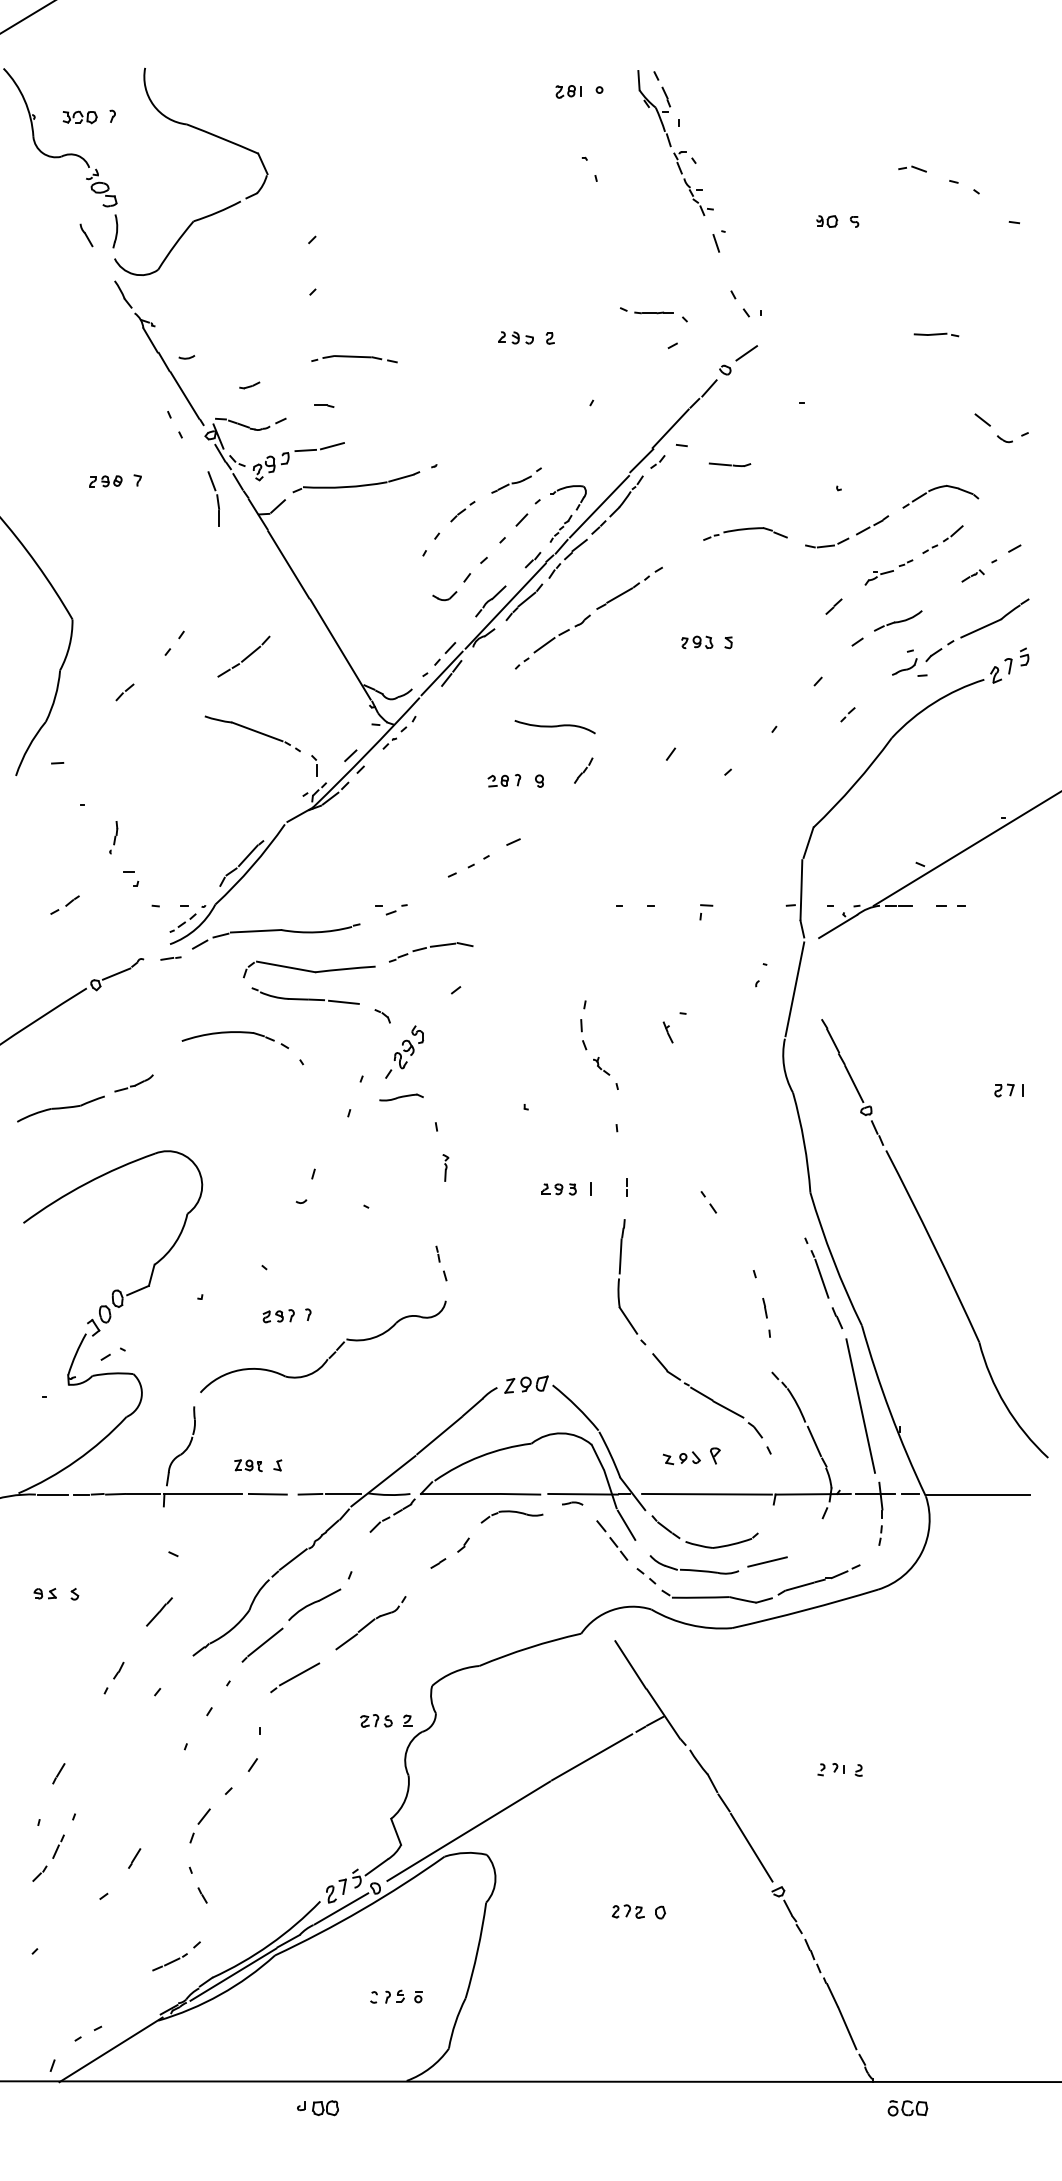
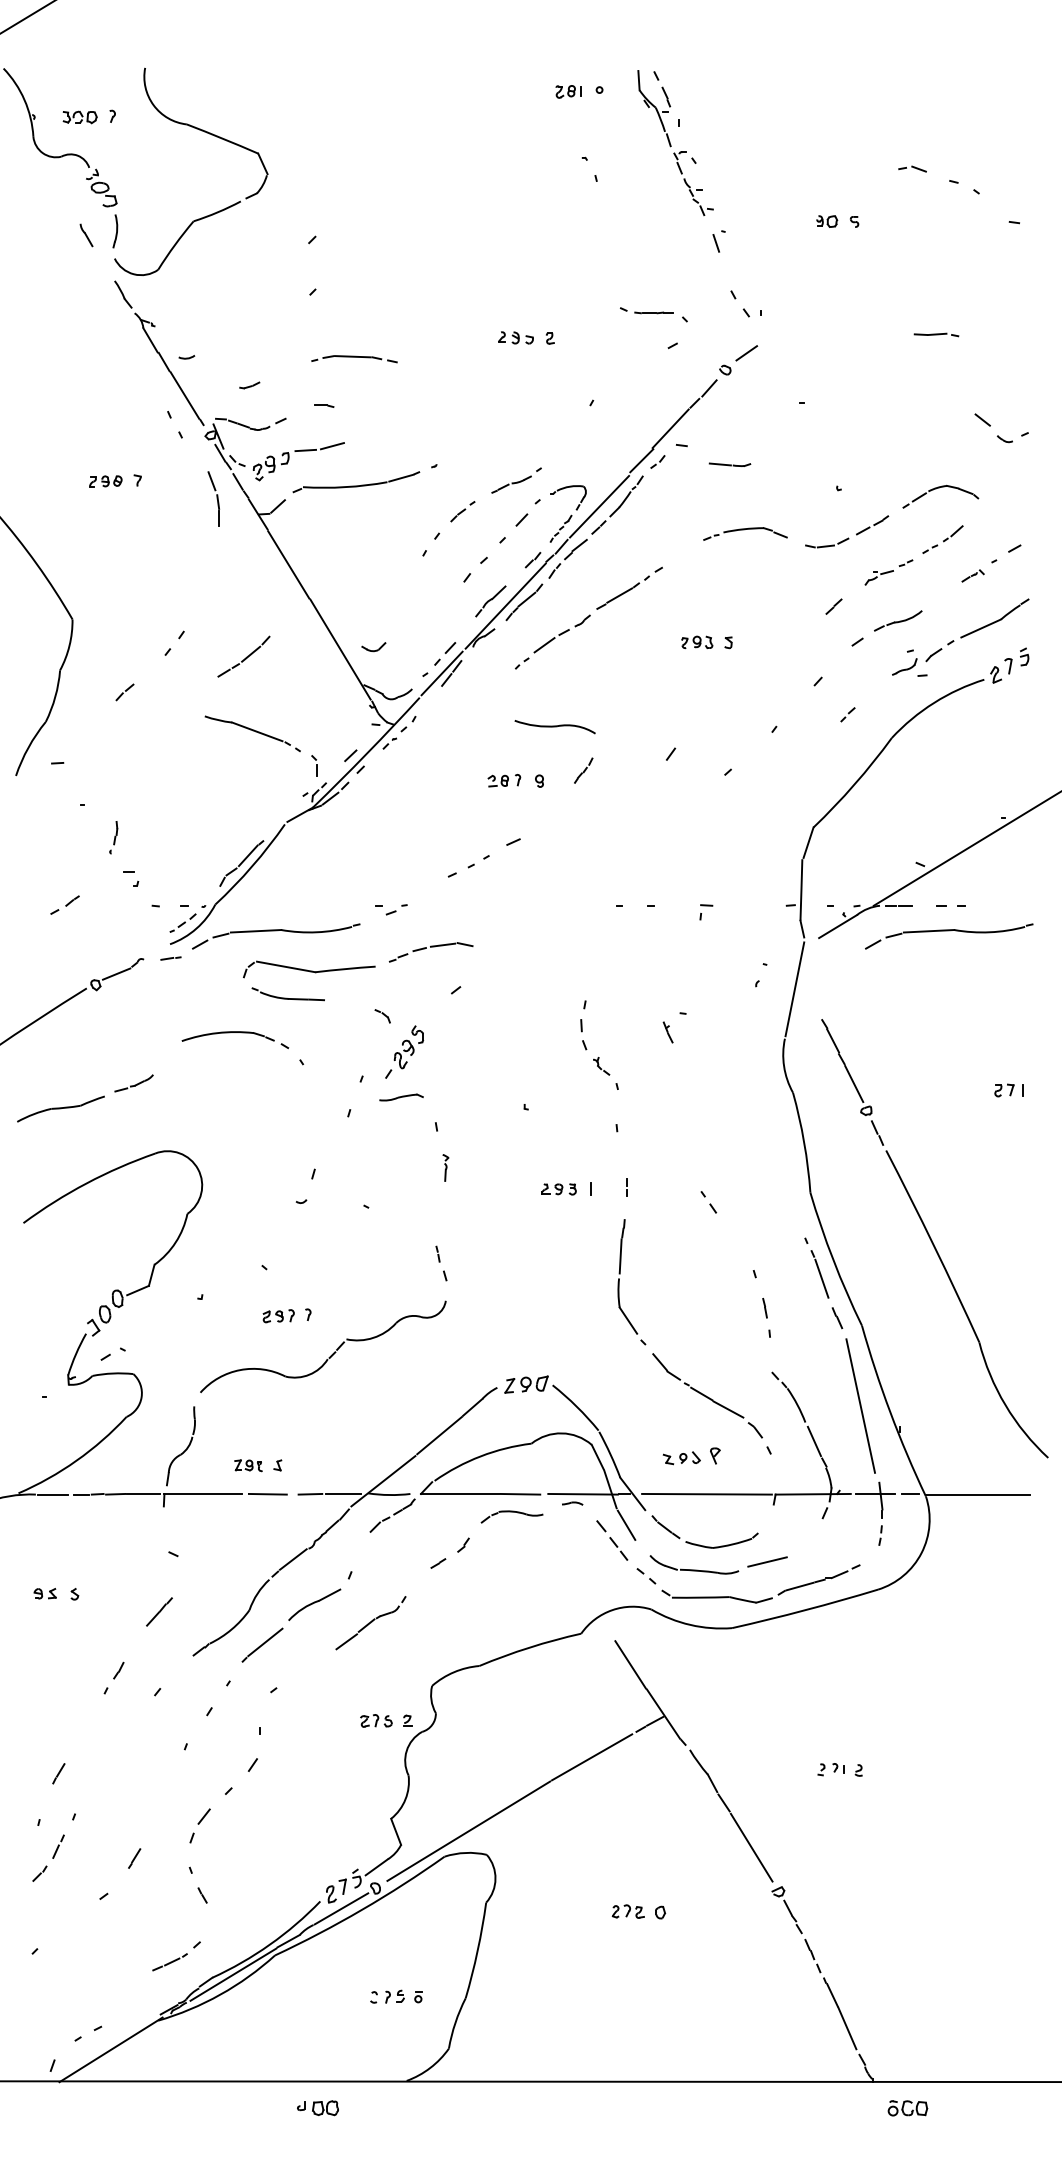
part position: (444, 596) -> (373, 647) (373, 647)
part: none -> present (949, 936)
line: present -> none (343, 1001)
line: present -> none (299, 1674)
